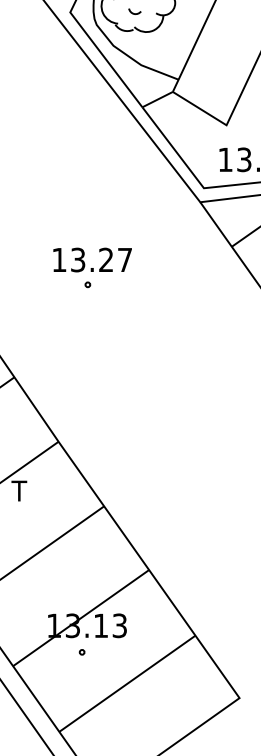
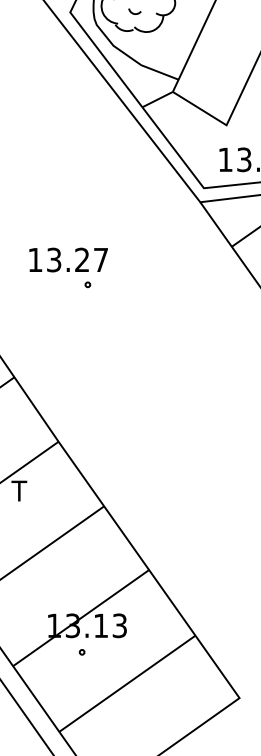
text position: (92, 259) -> (68, 259) (68, 259)
